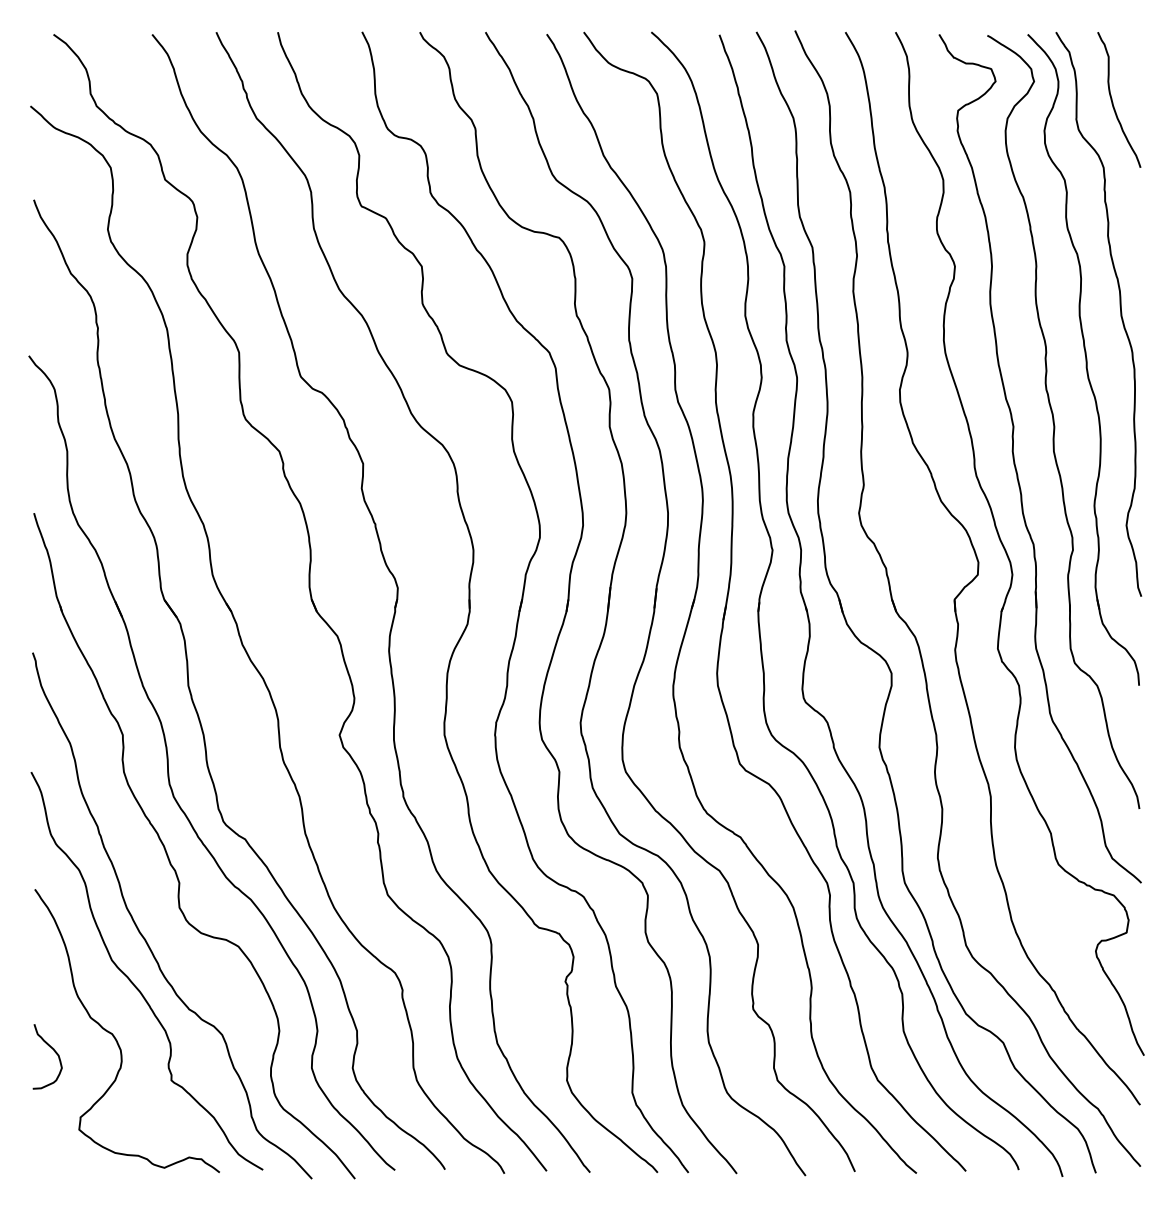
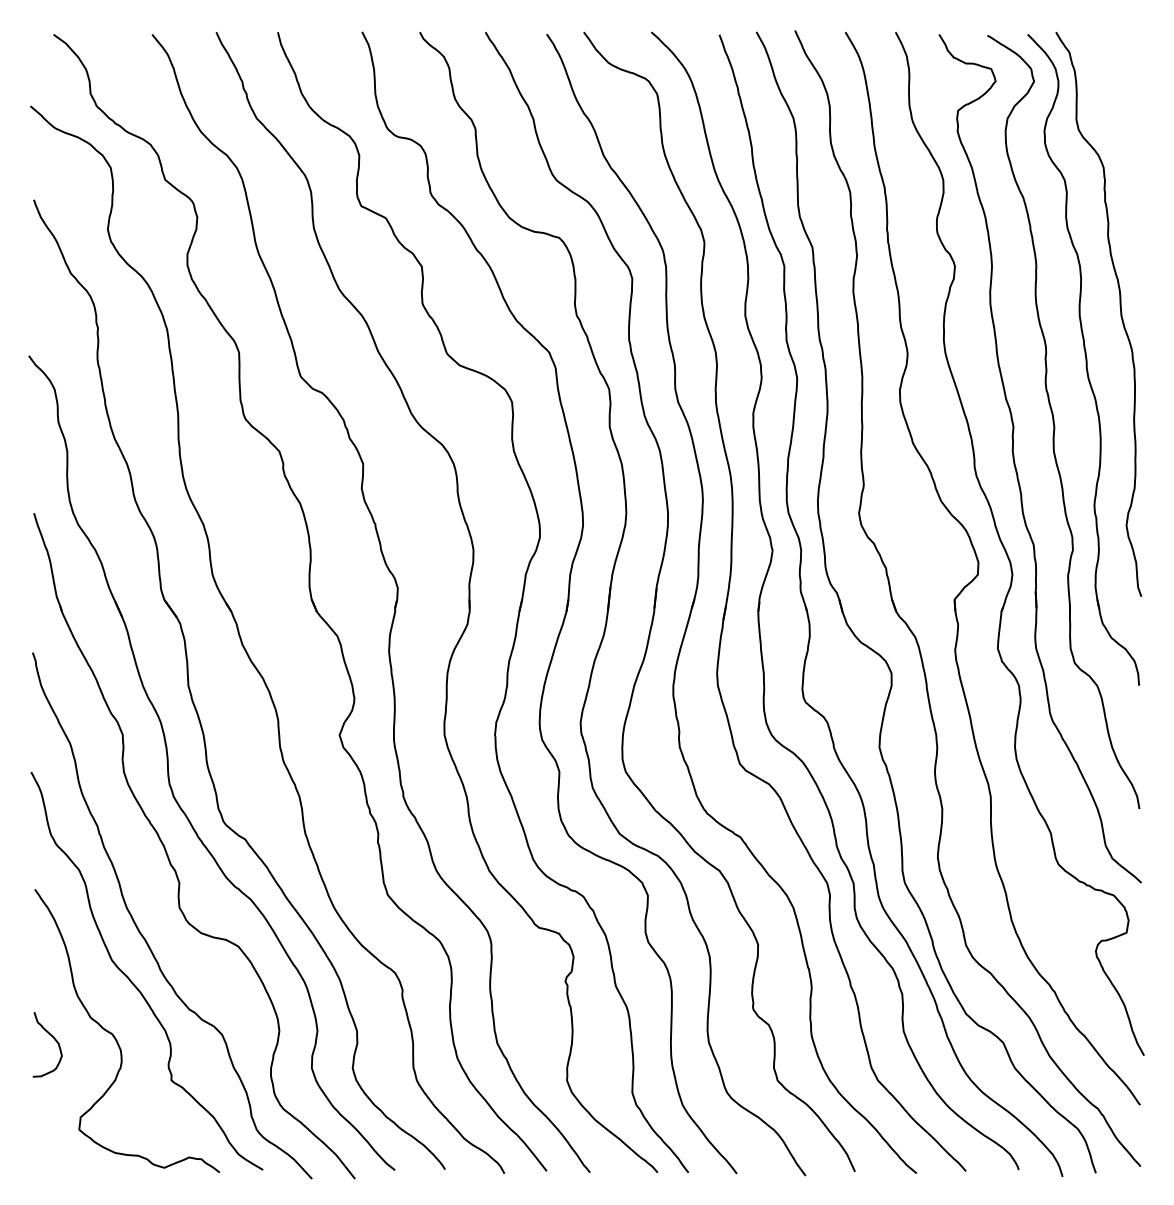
curve: present -> none (1113, 102)
curve position: (54, 1052) -> (54, 1040) (54, 1040)
